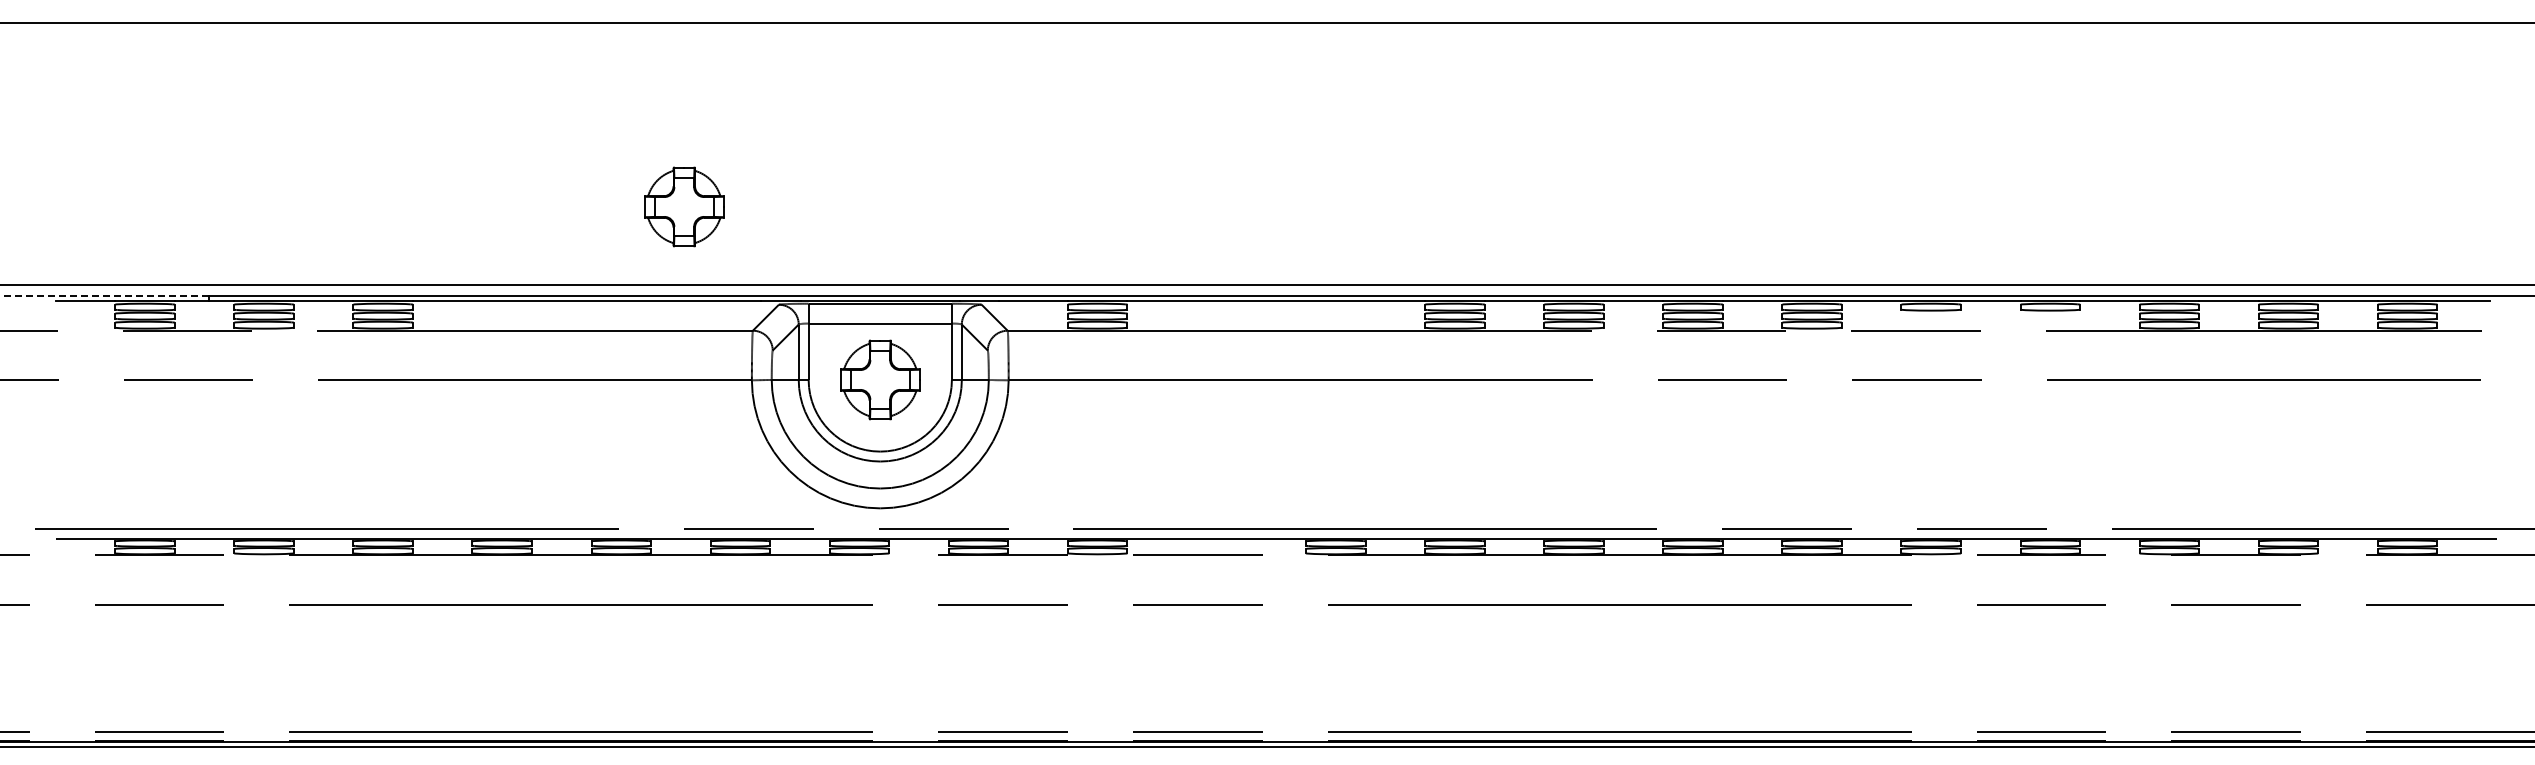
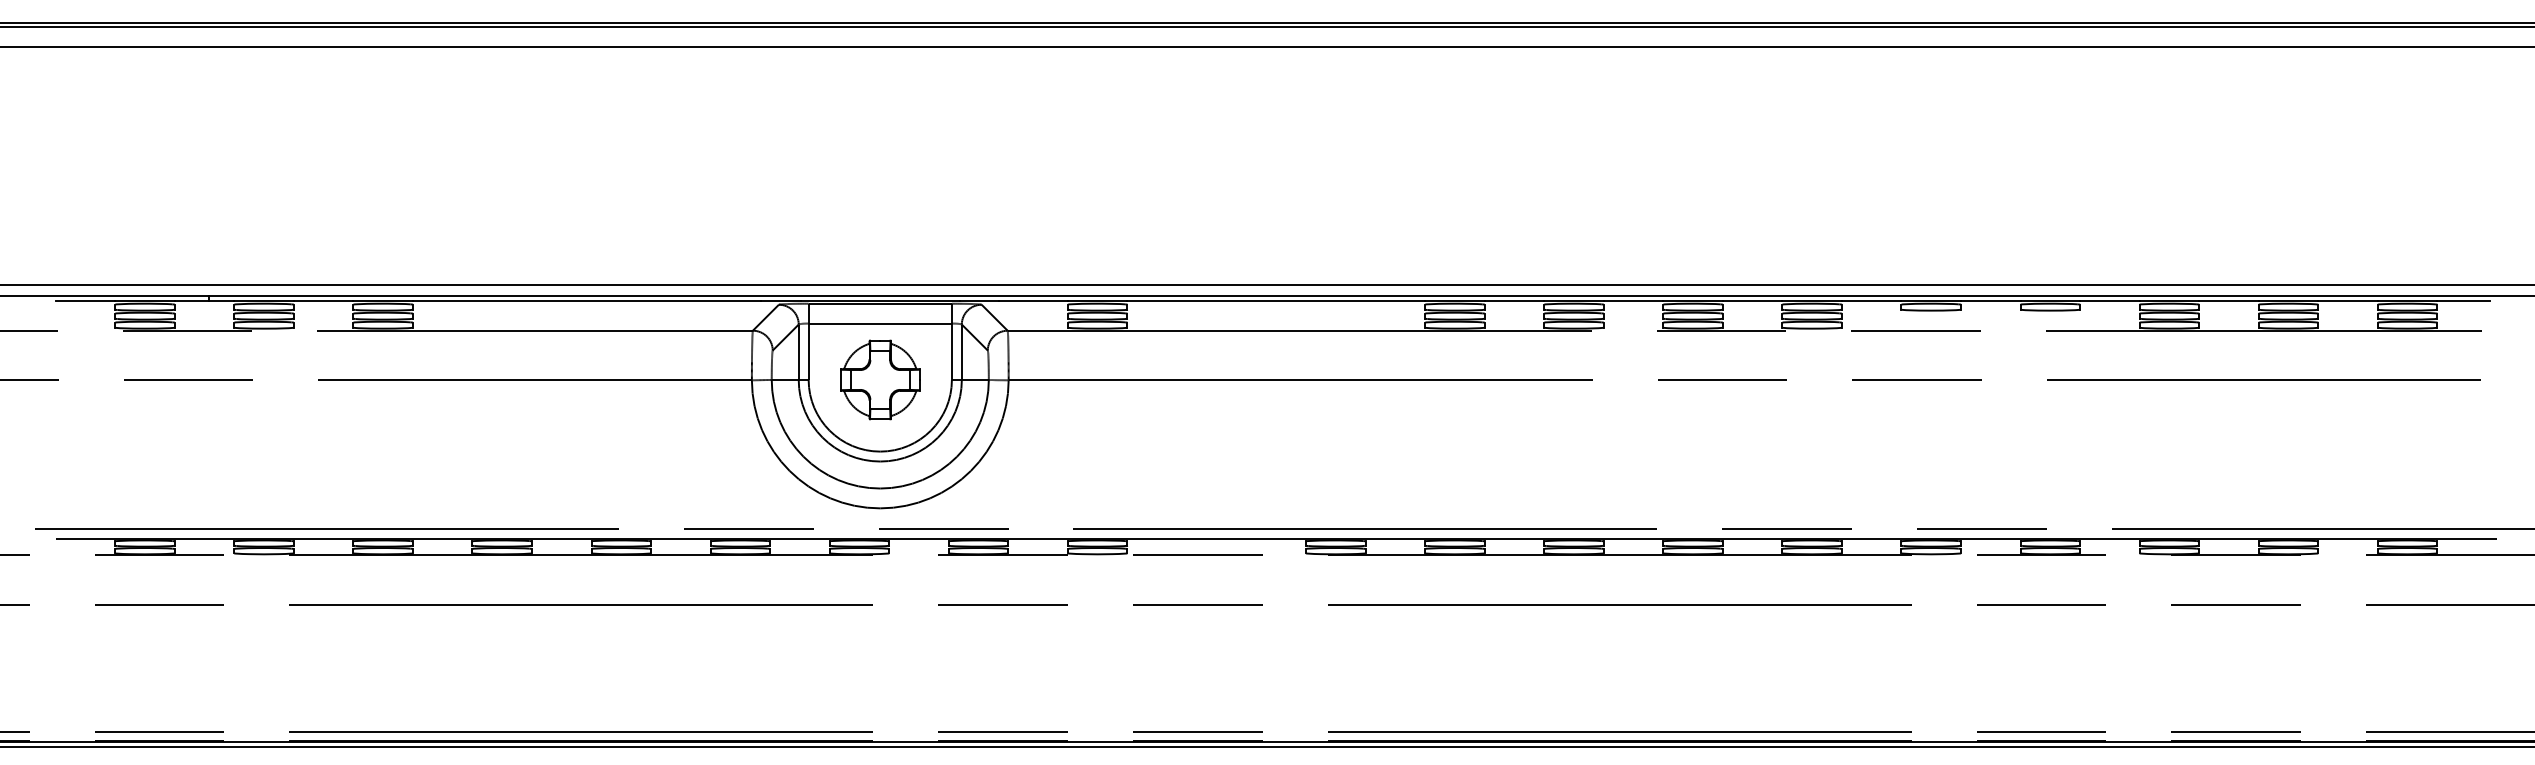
line: none -> present (1266, 26)
line: none -> present (1266, 46)
part: present -> none (684, 206)
line: dashed -> solid (104, 295)
